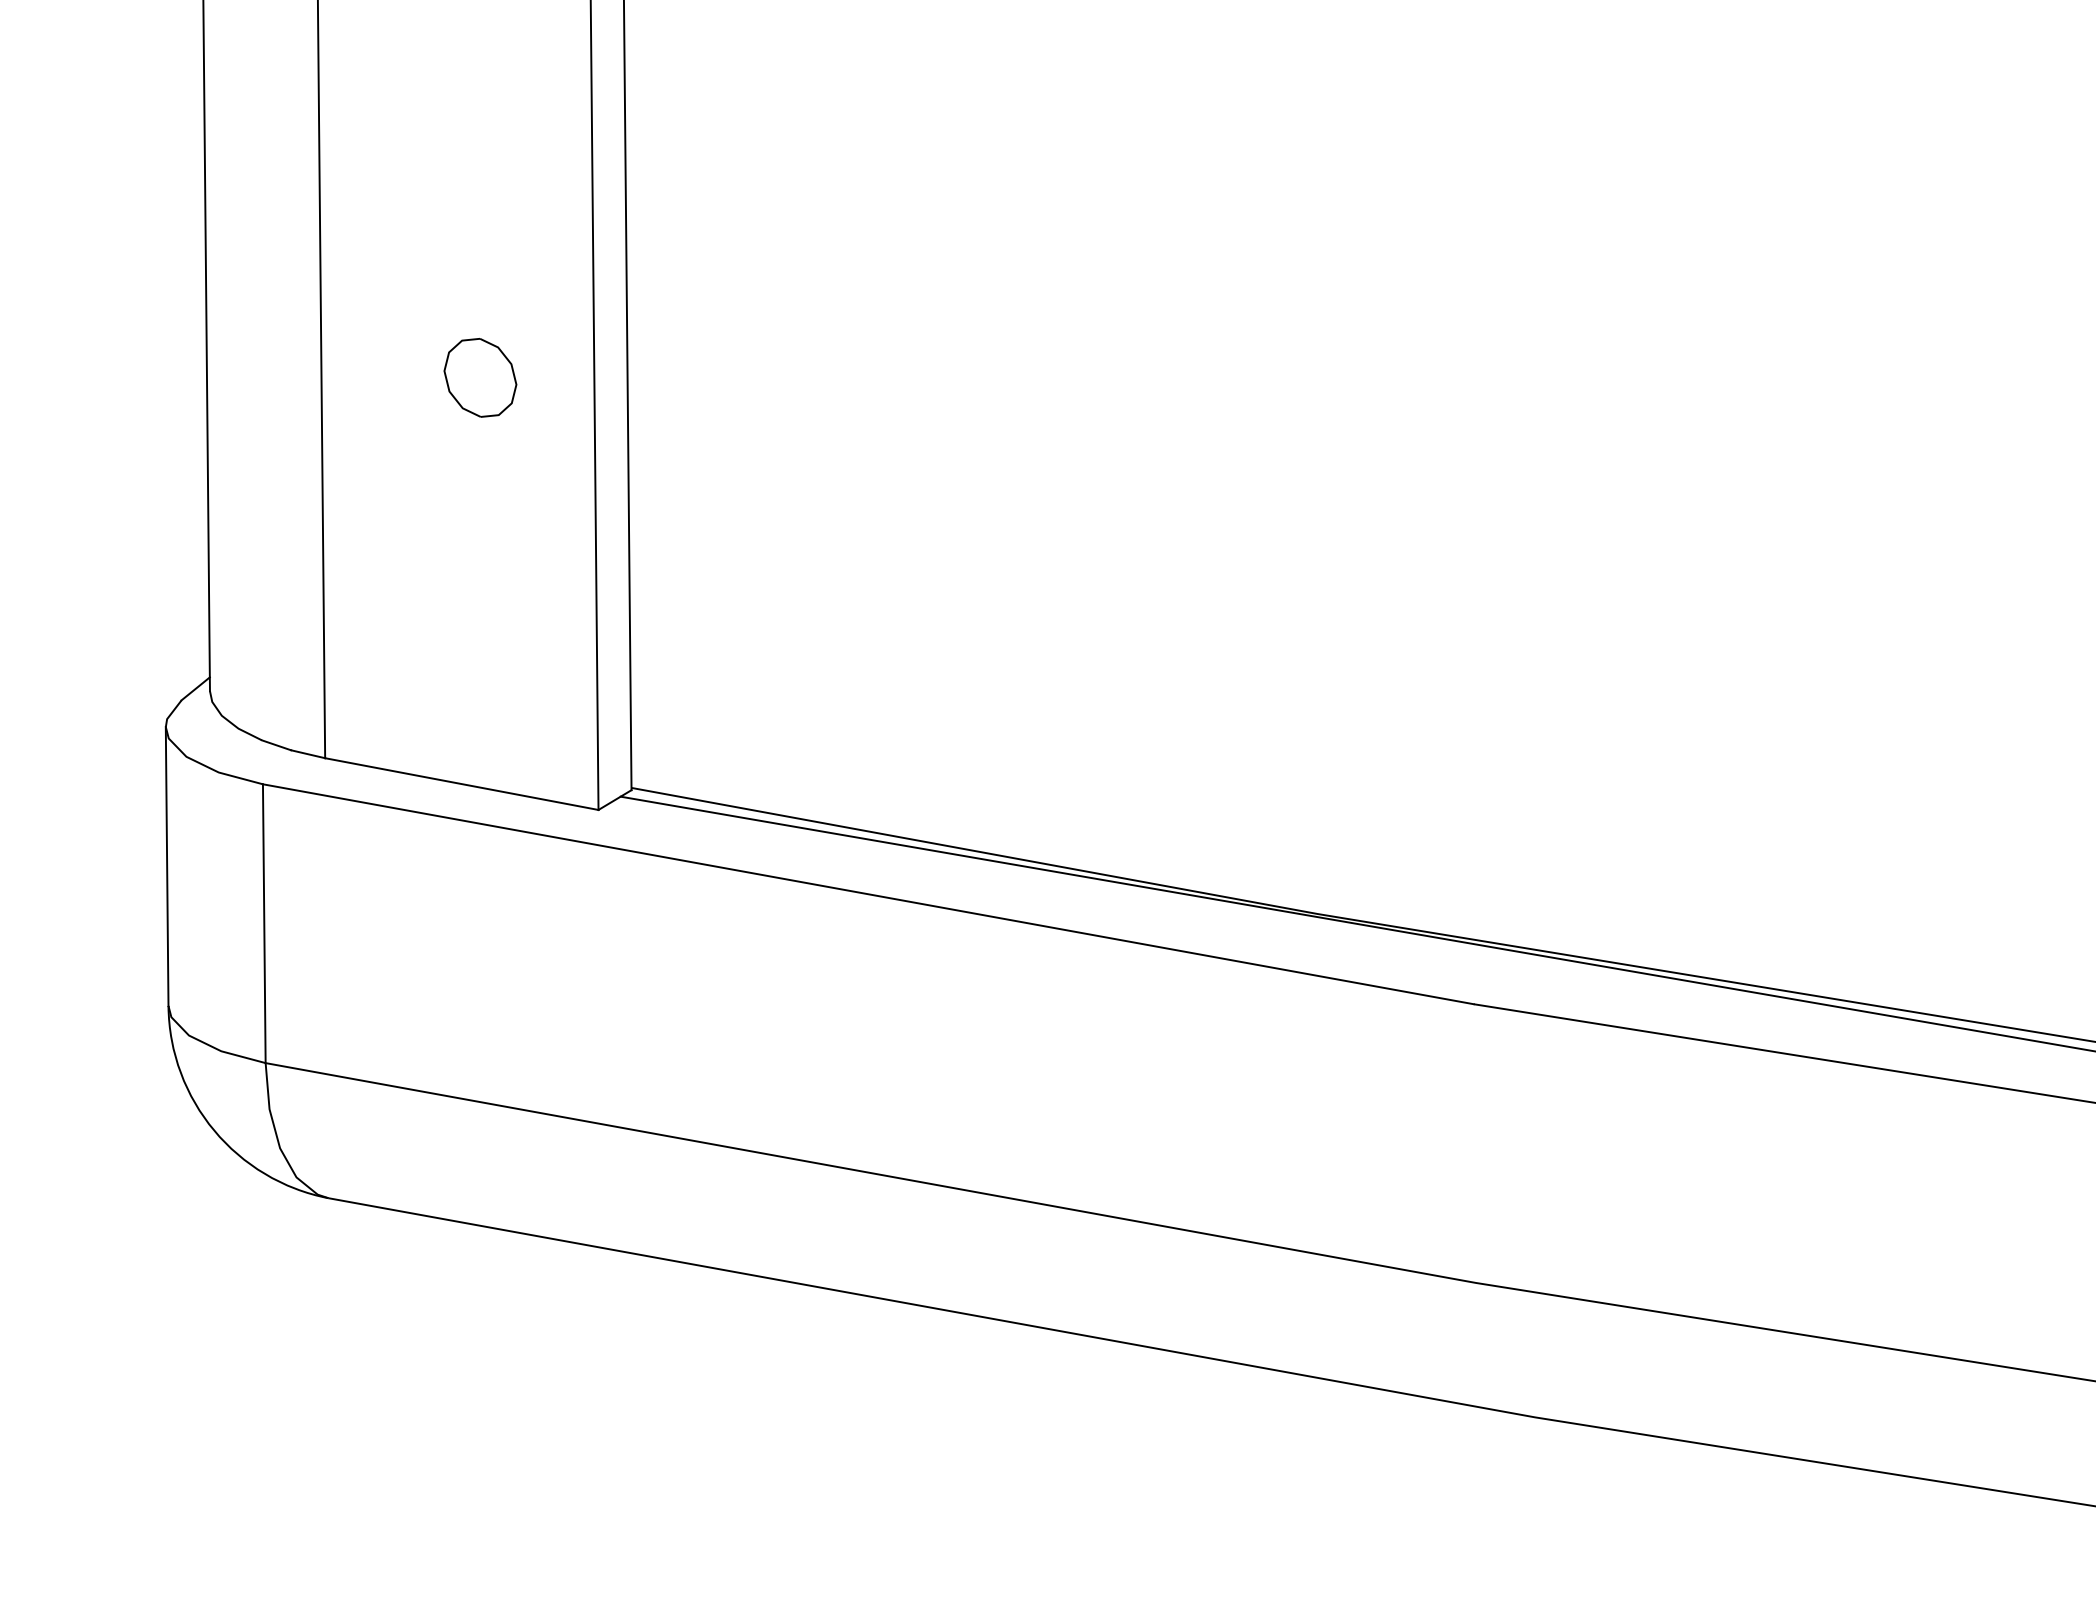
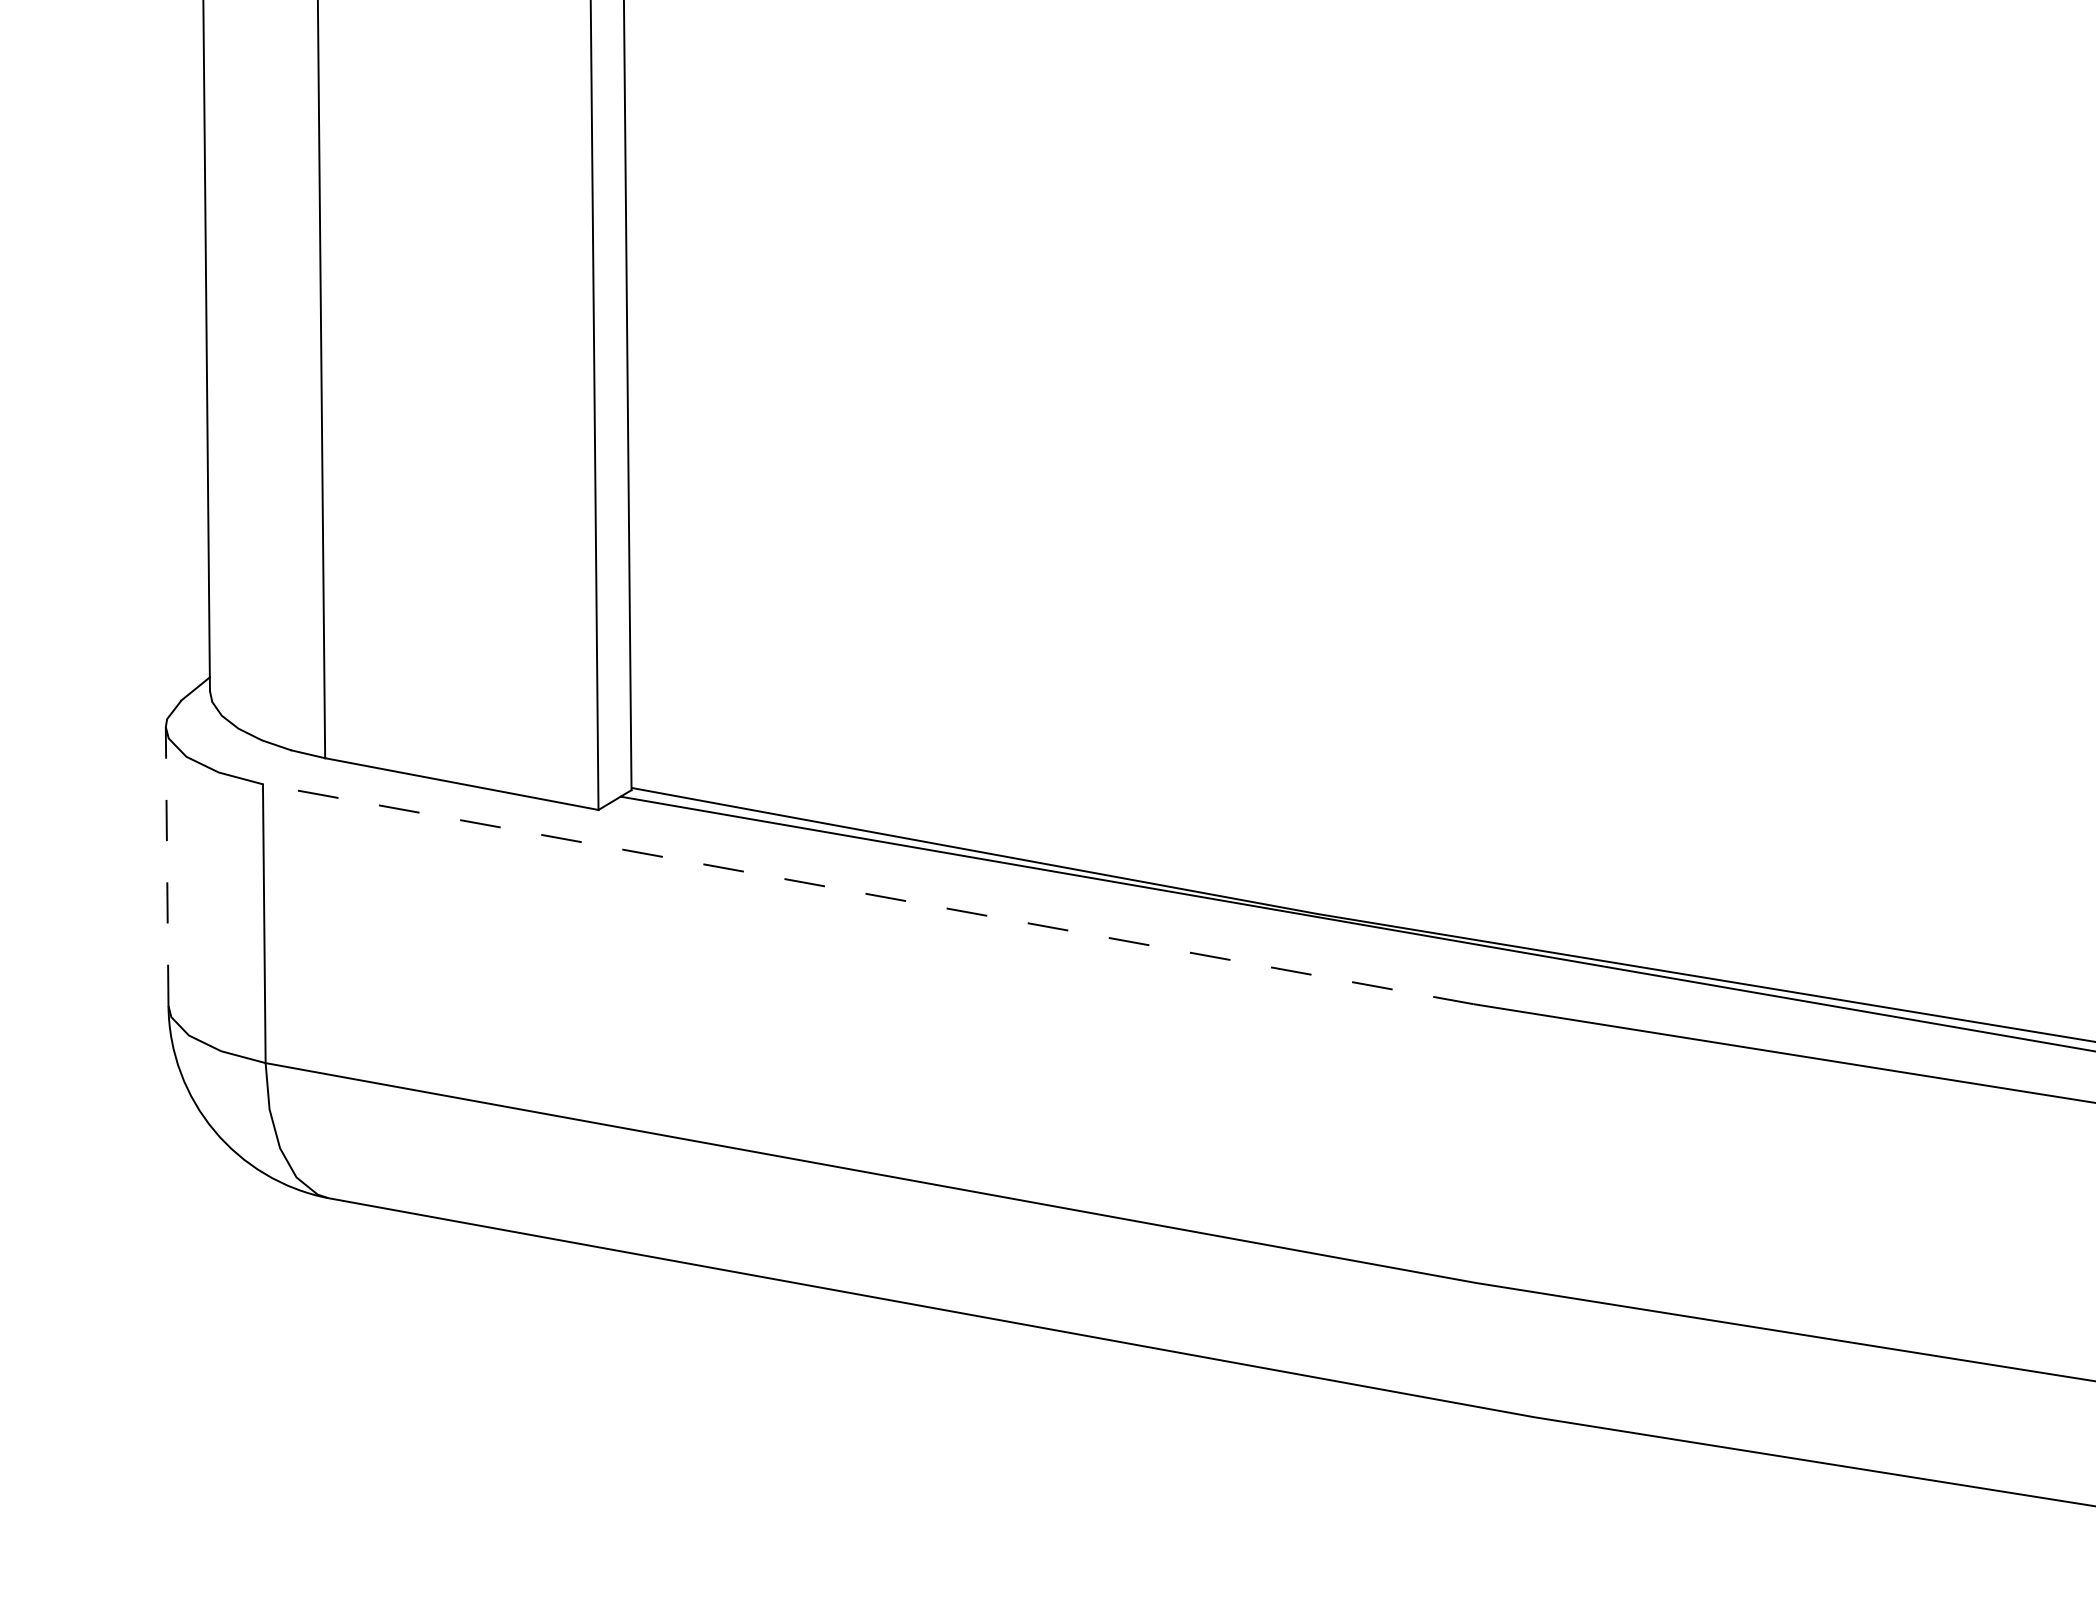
part: present -> none (480, 377)
line: solid -> dashed (167, 866)
line: solid -> dashed (867, 894)
